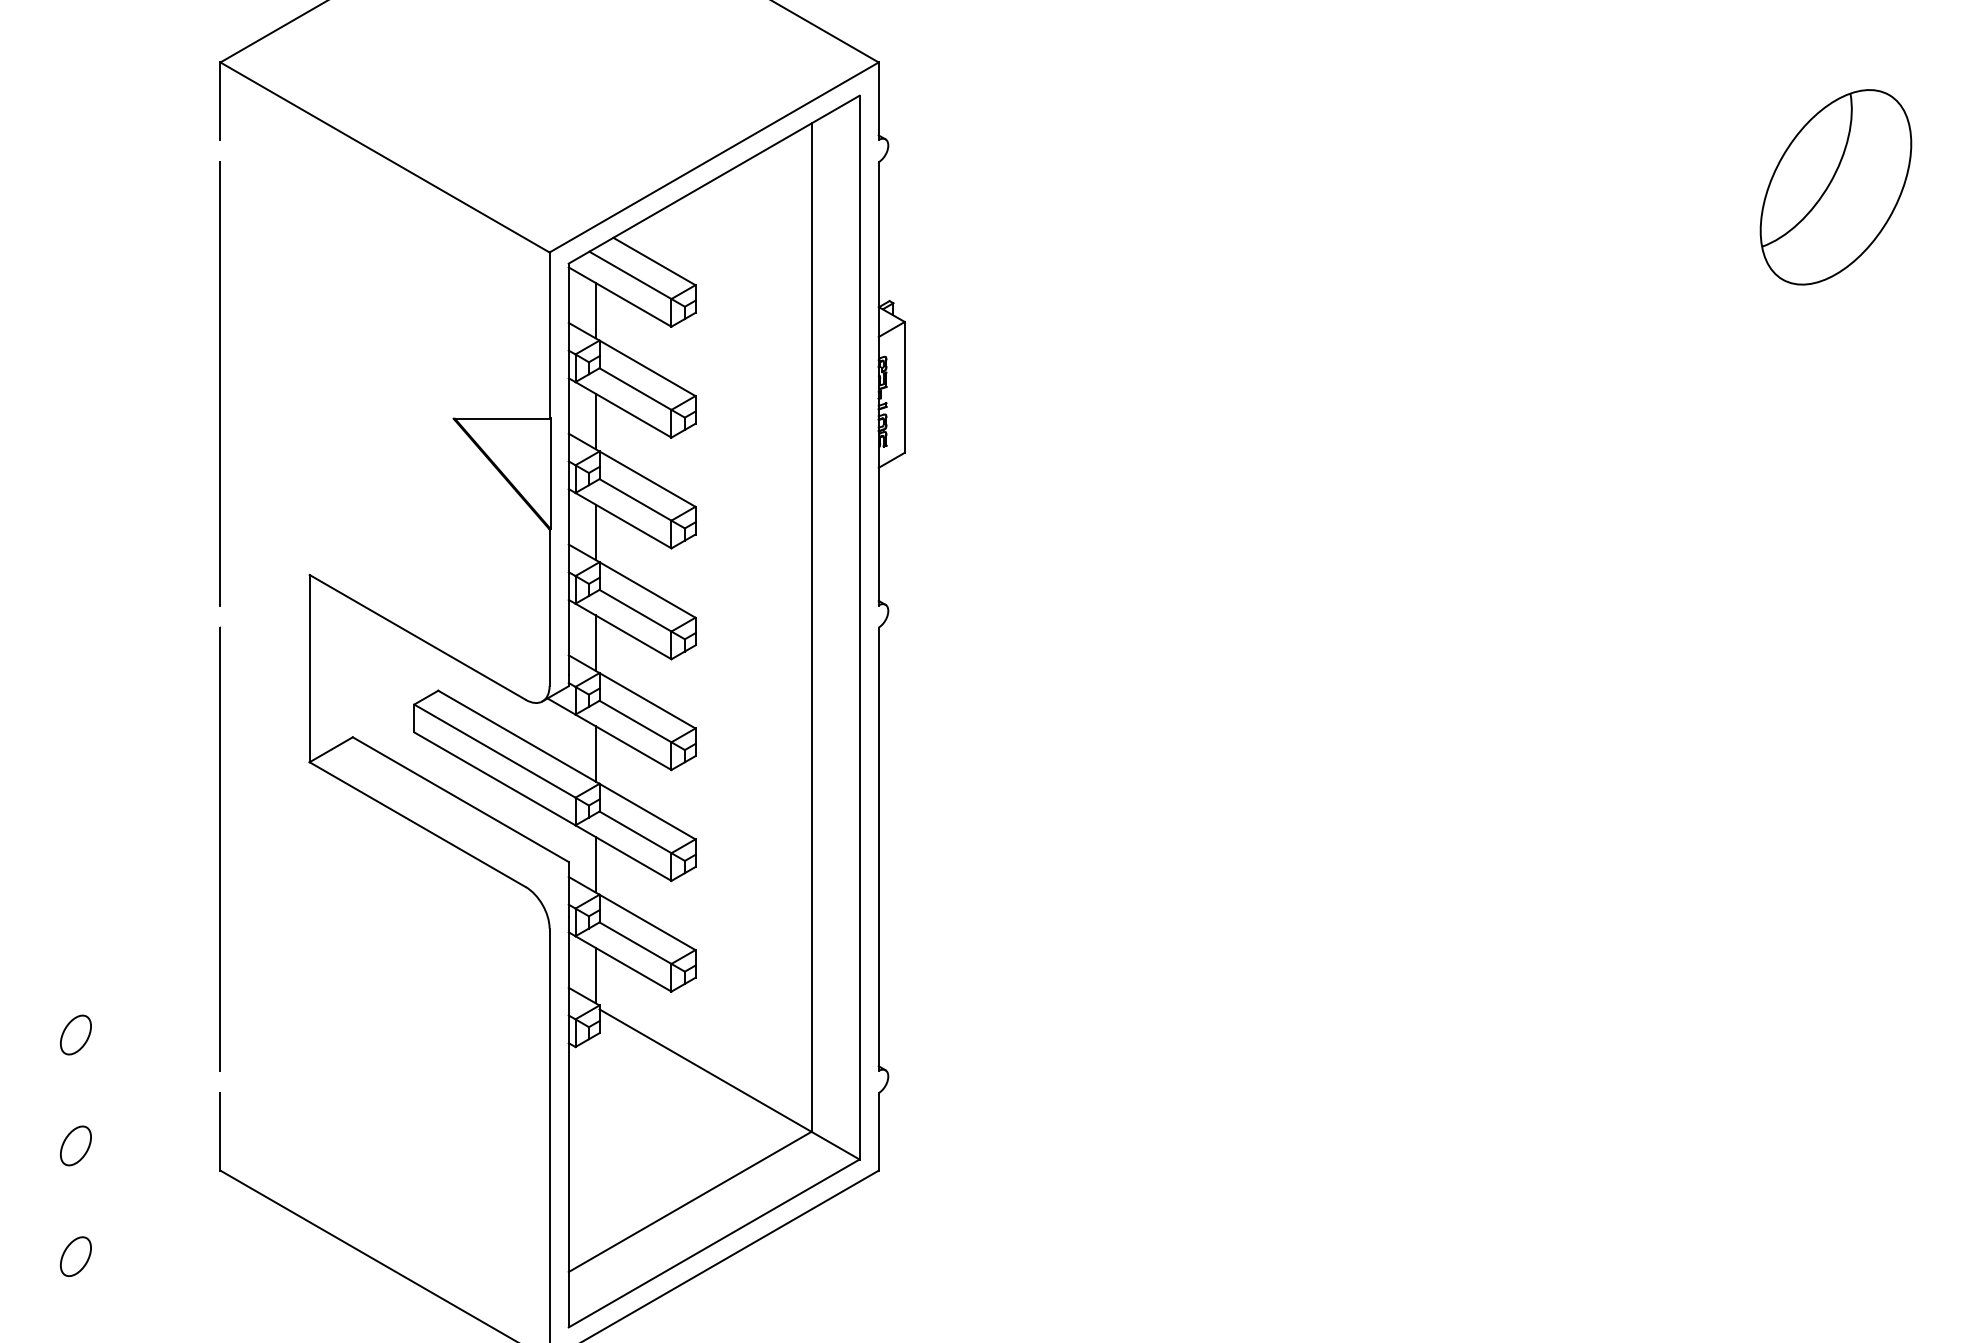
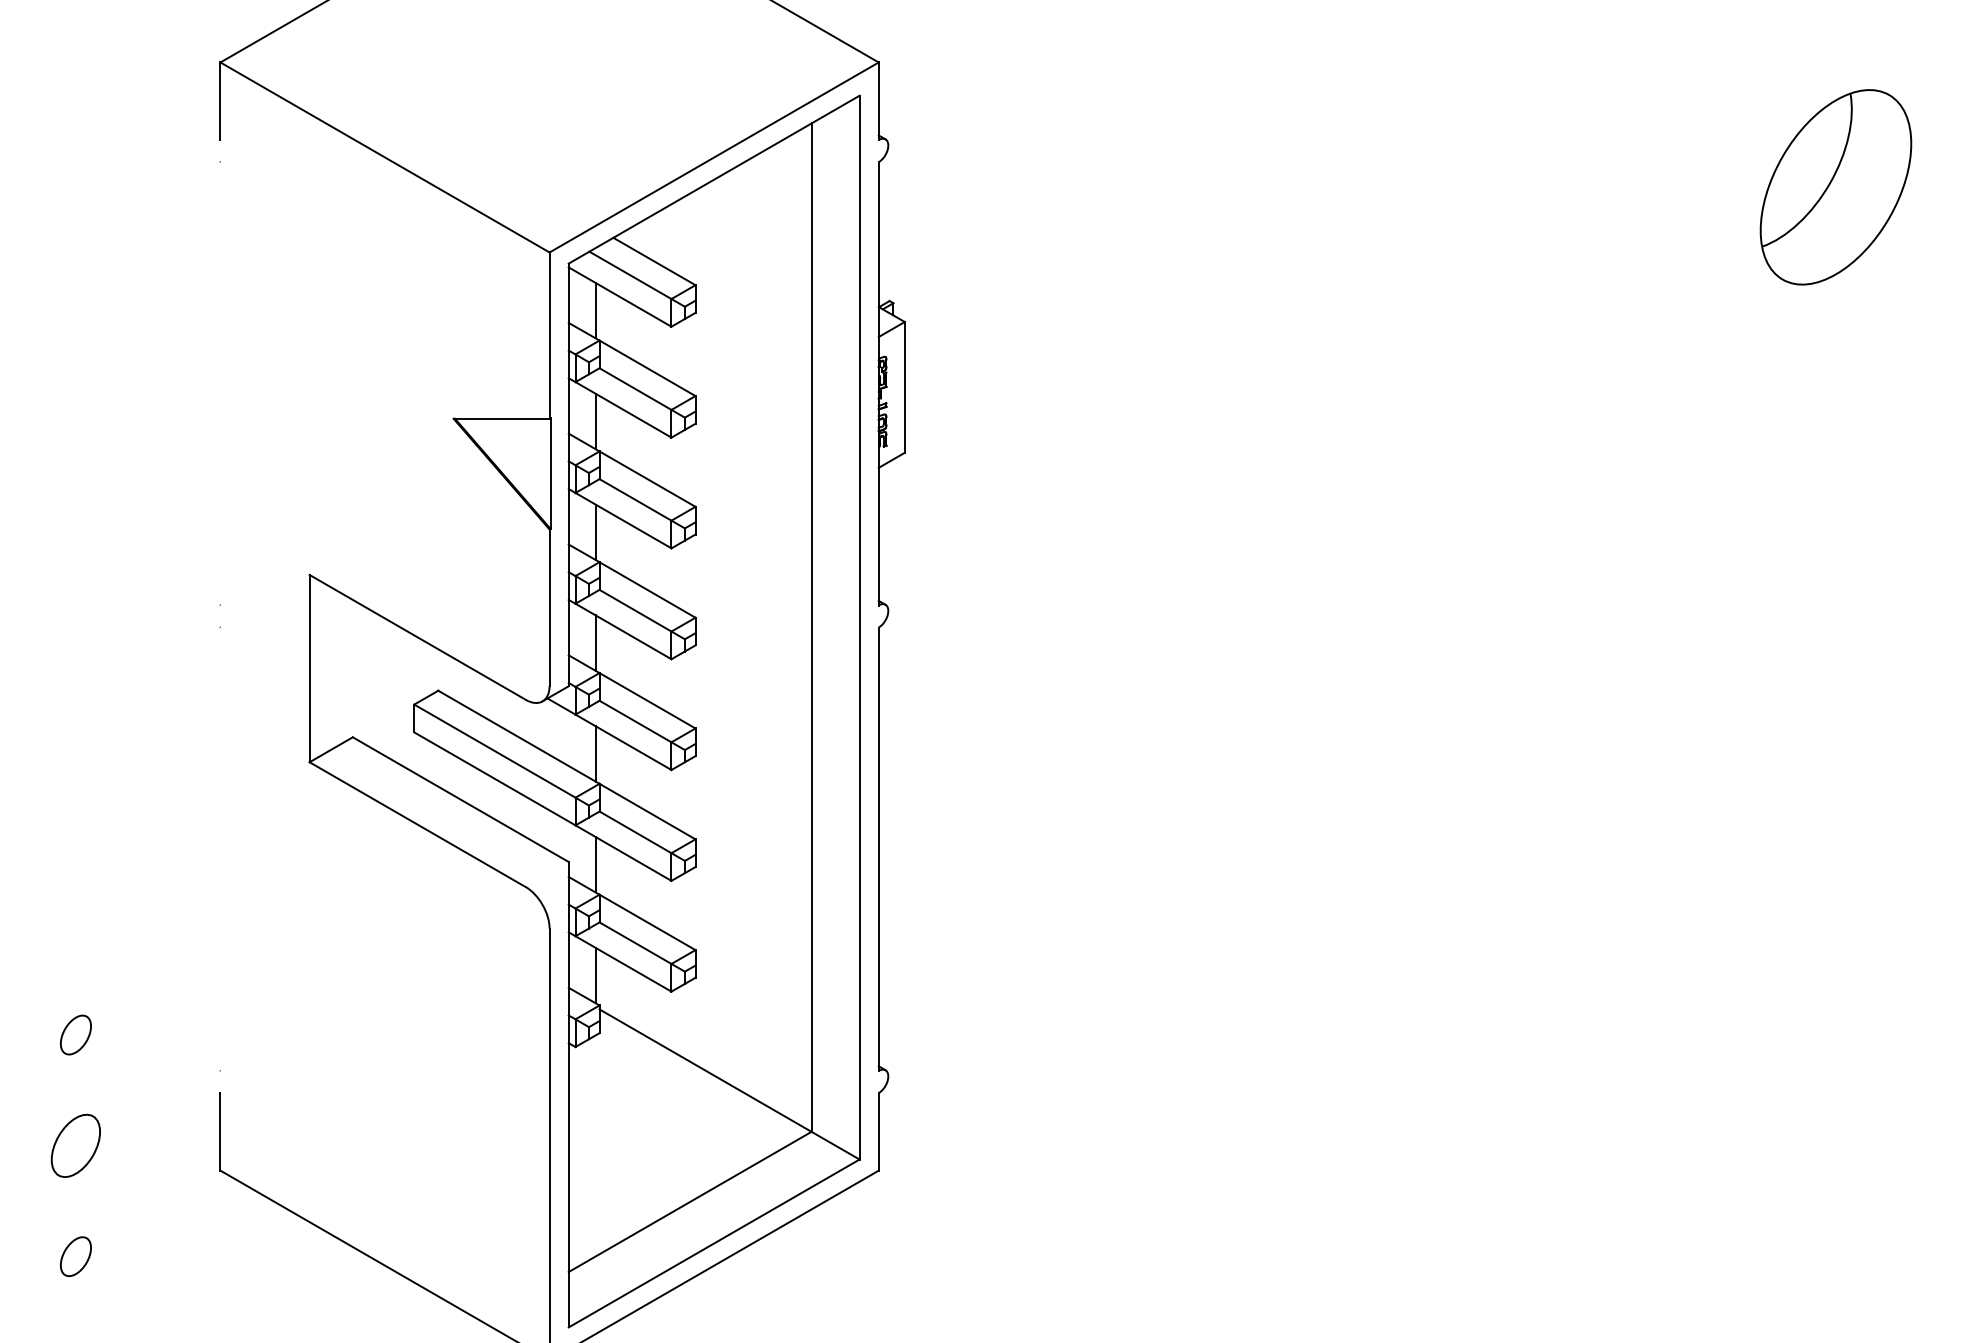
line: present -> none (220, 383)
line: present -> none (220, 848)
part size: 32x42 px -> 51x65 px (75, 1145)
